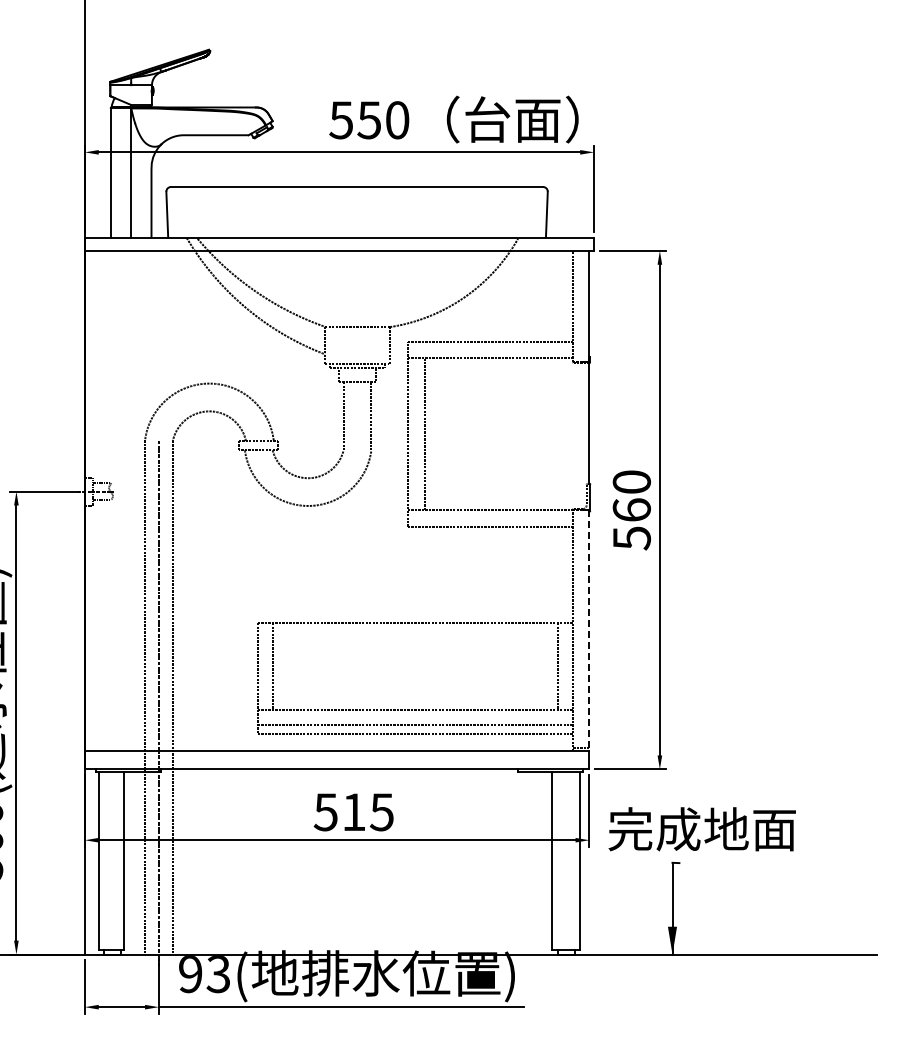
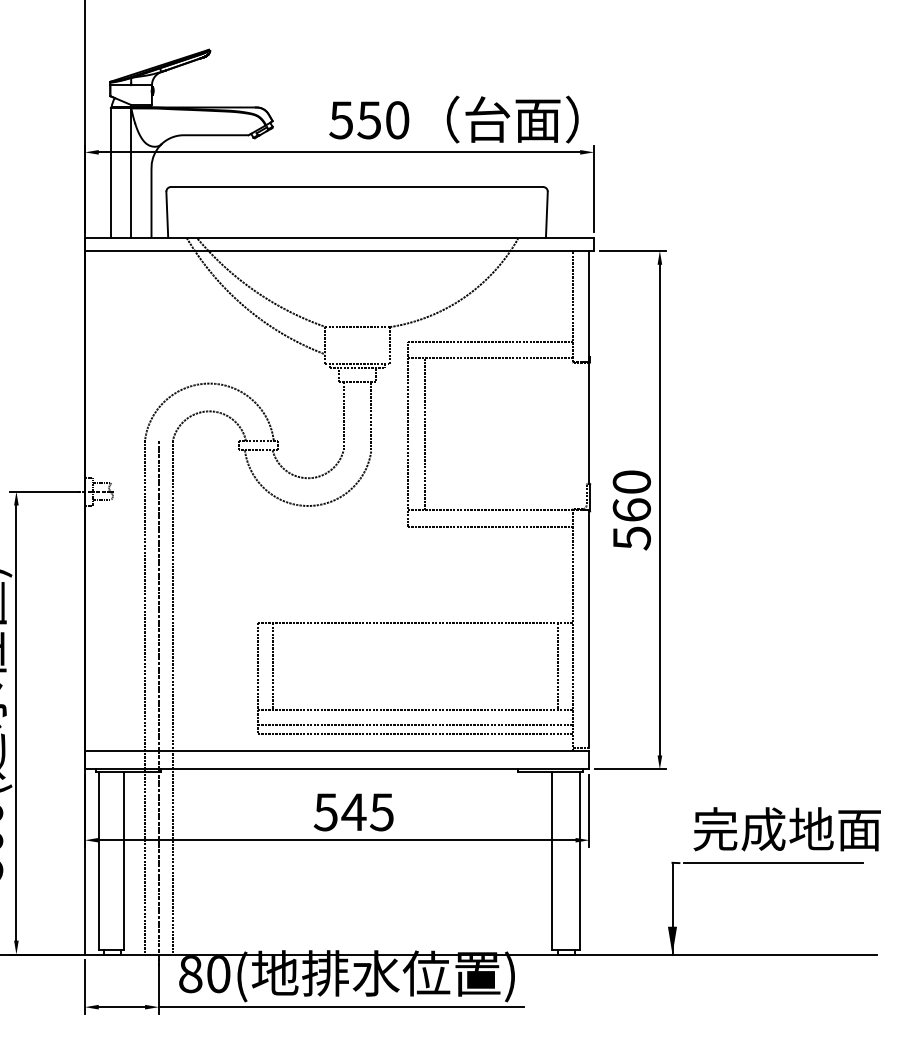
line: dashed -> solid (589, 629)
text: 515 -> 545 (353, 811)
text position: (701, 829) -> (786, 829) (786, 829)
line: none -> present (773, 863)
text: 93( -> 80( (204, 974)
